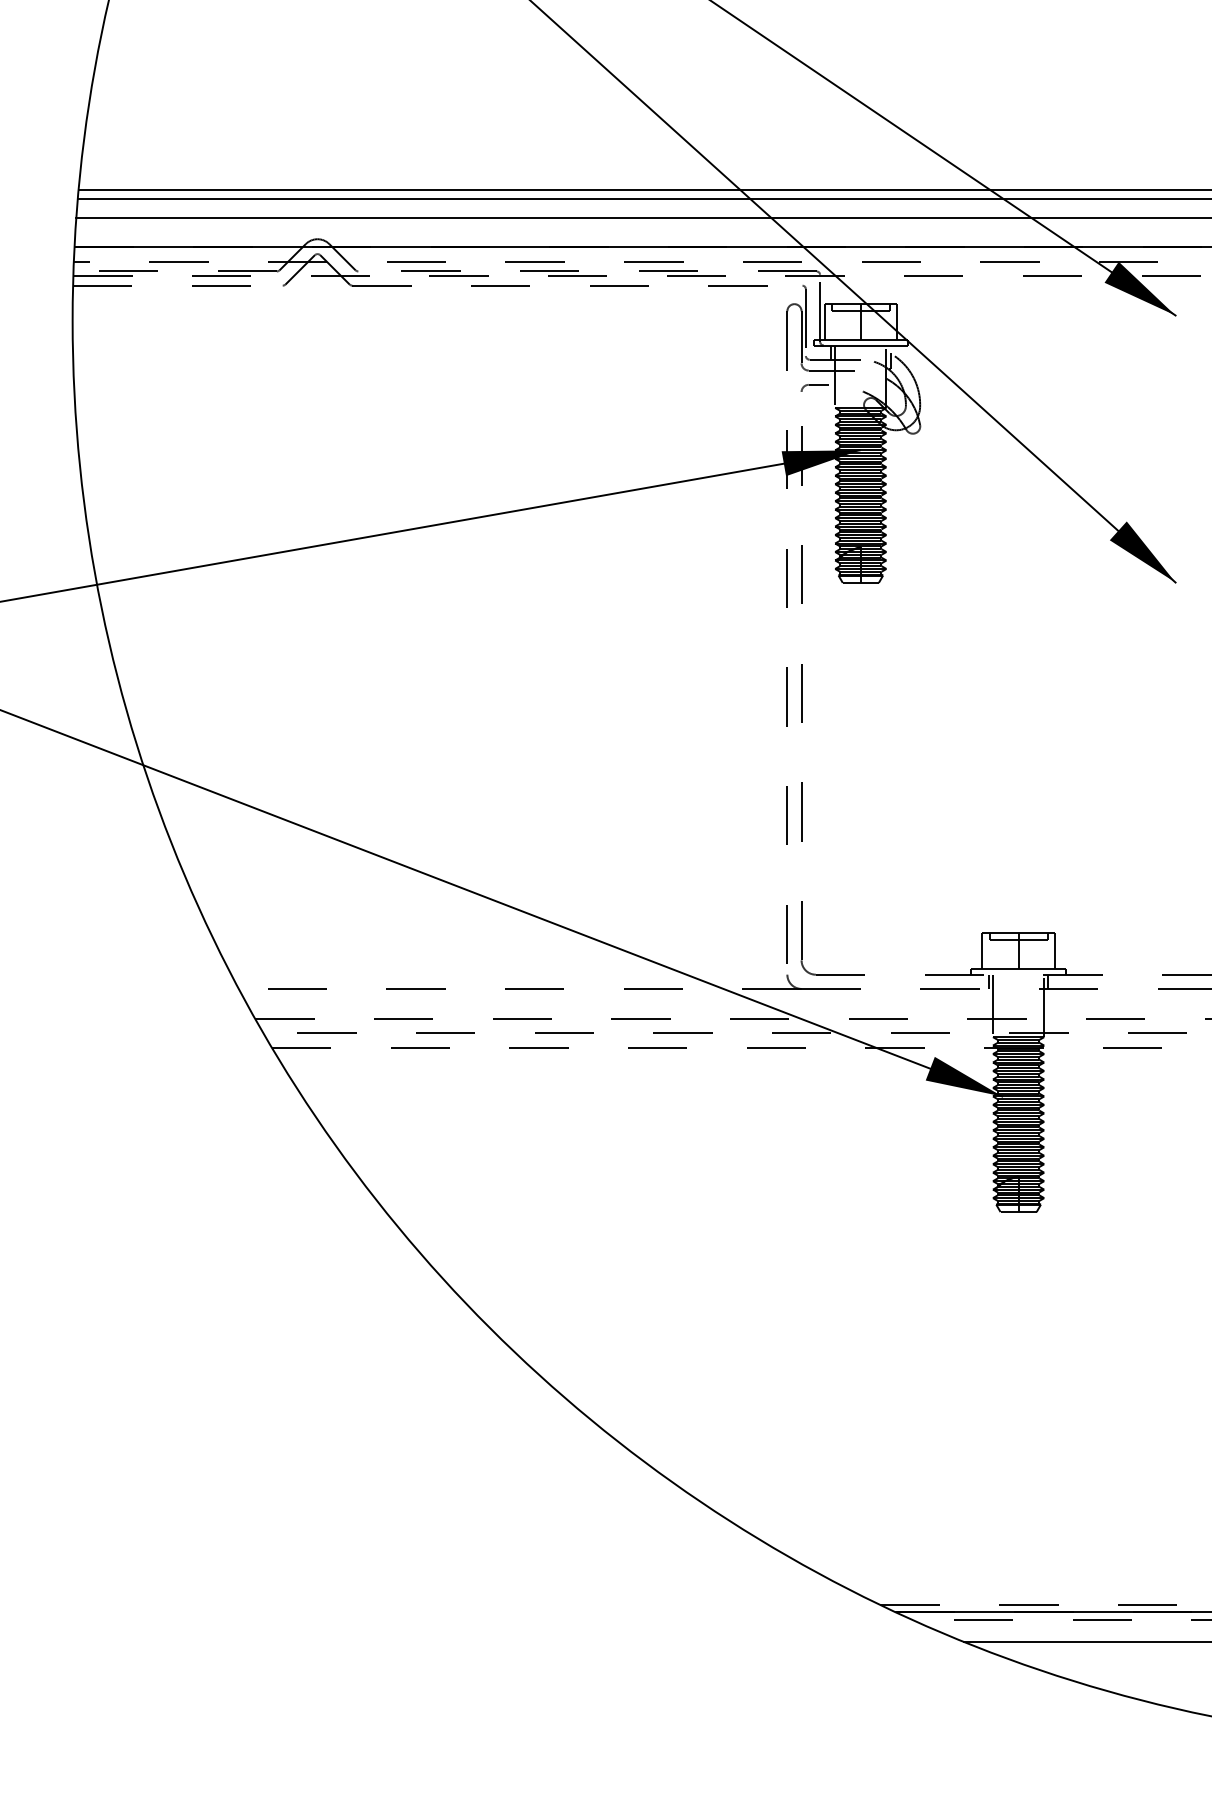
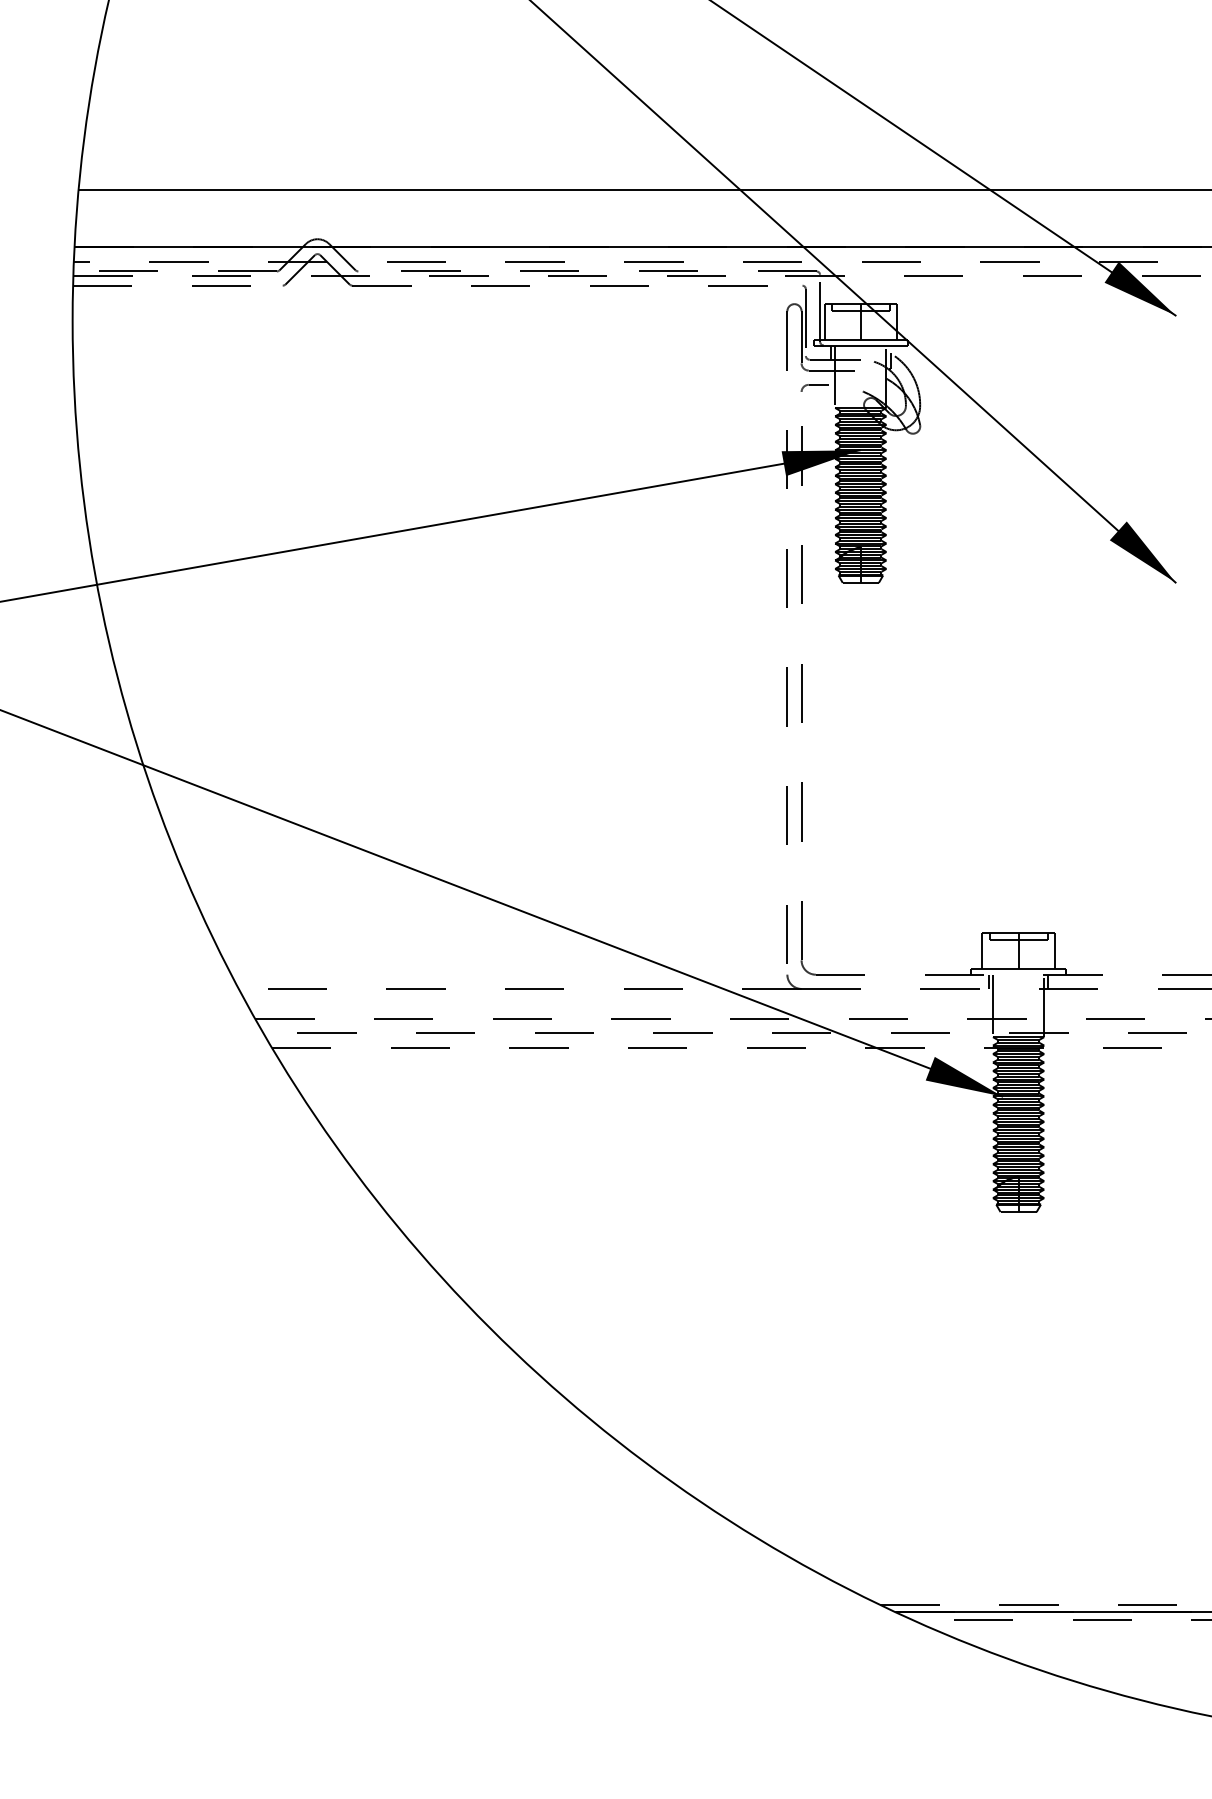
line: present -> none (642, 199)
line: present -> none (642, 217)
line: present -> none (1085, 1641)
